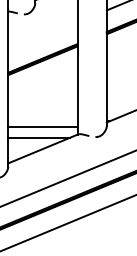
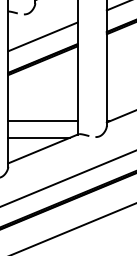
line: none -> present (42, 36)
line position: (42, 127) -> (42, 121) (42, 121)
line position: (67, 222) -> (74, 228) (74, 228)
